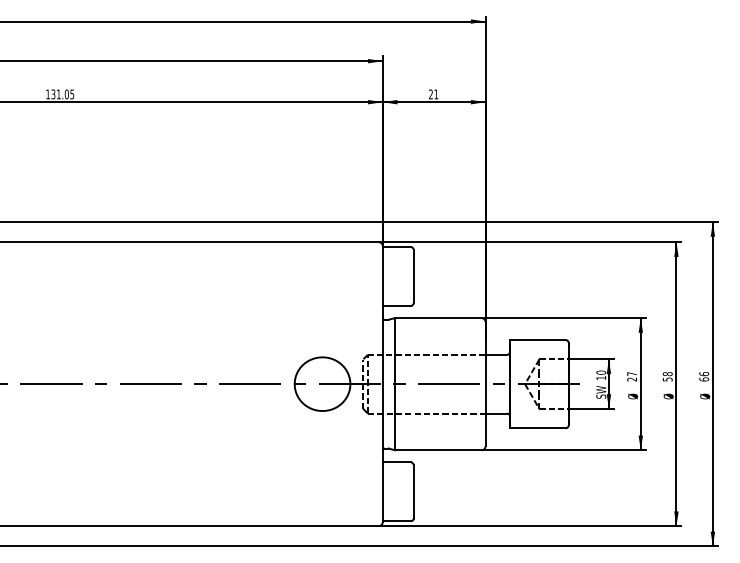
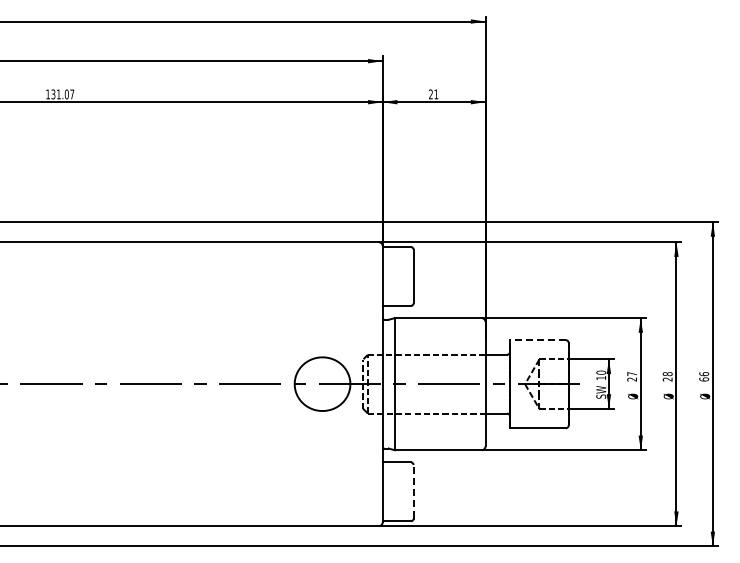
text: 131.05 -> 131.07 (72, 94)
line: solid -> dashed (537, 340)
text: 58 -> 28 (667, 379)
line: solid -> dashed (413, 491)
